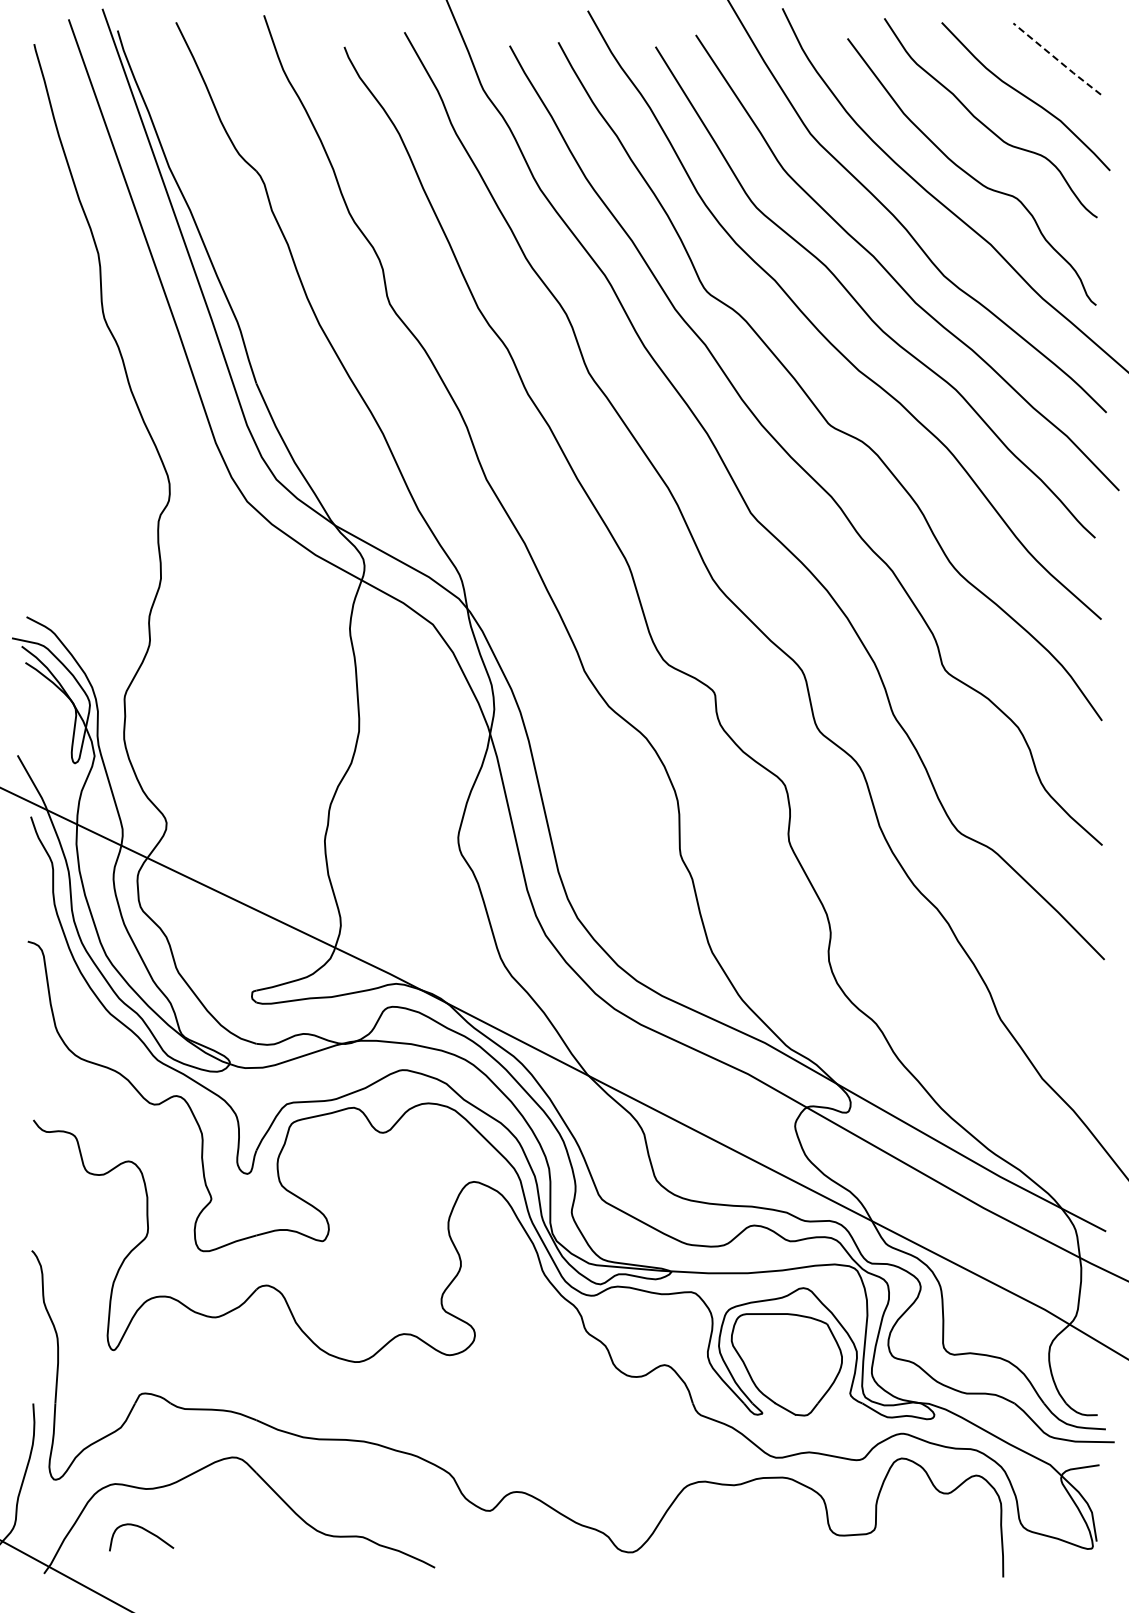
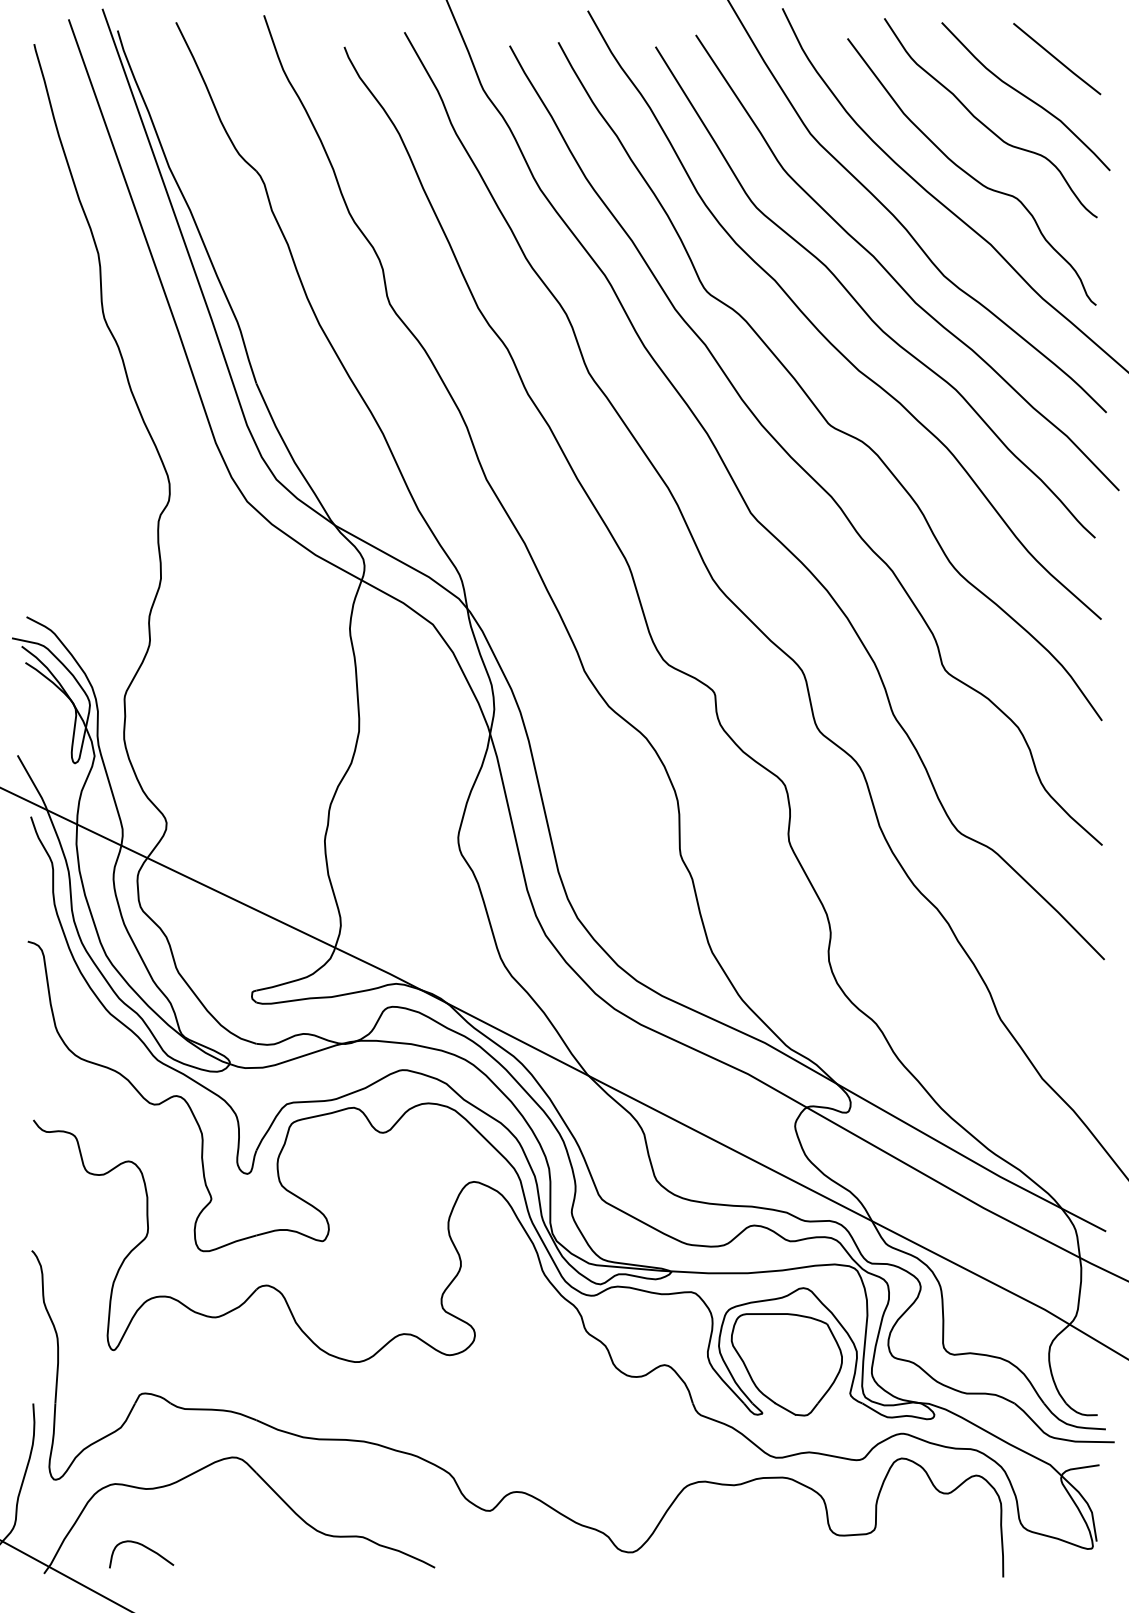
line: dashed -> solid (1057, 59)
curve position: (144, 1530) -> (144, 1547) (144, 1547)
